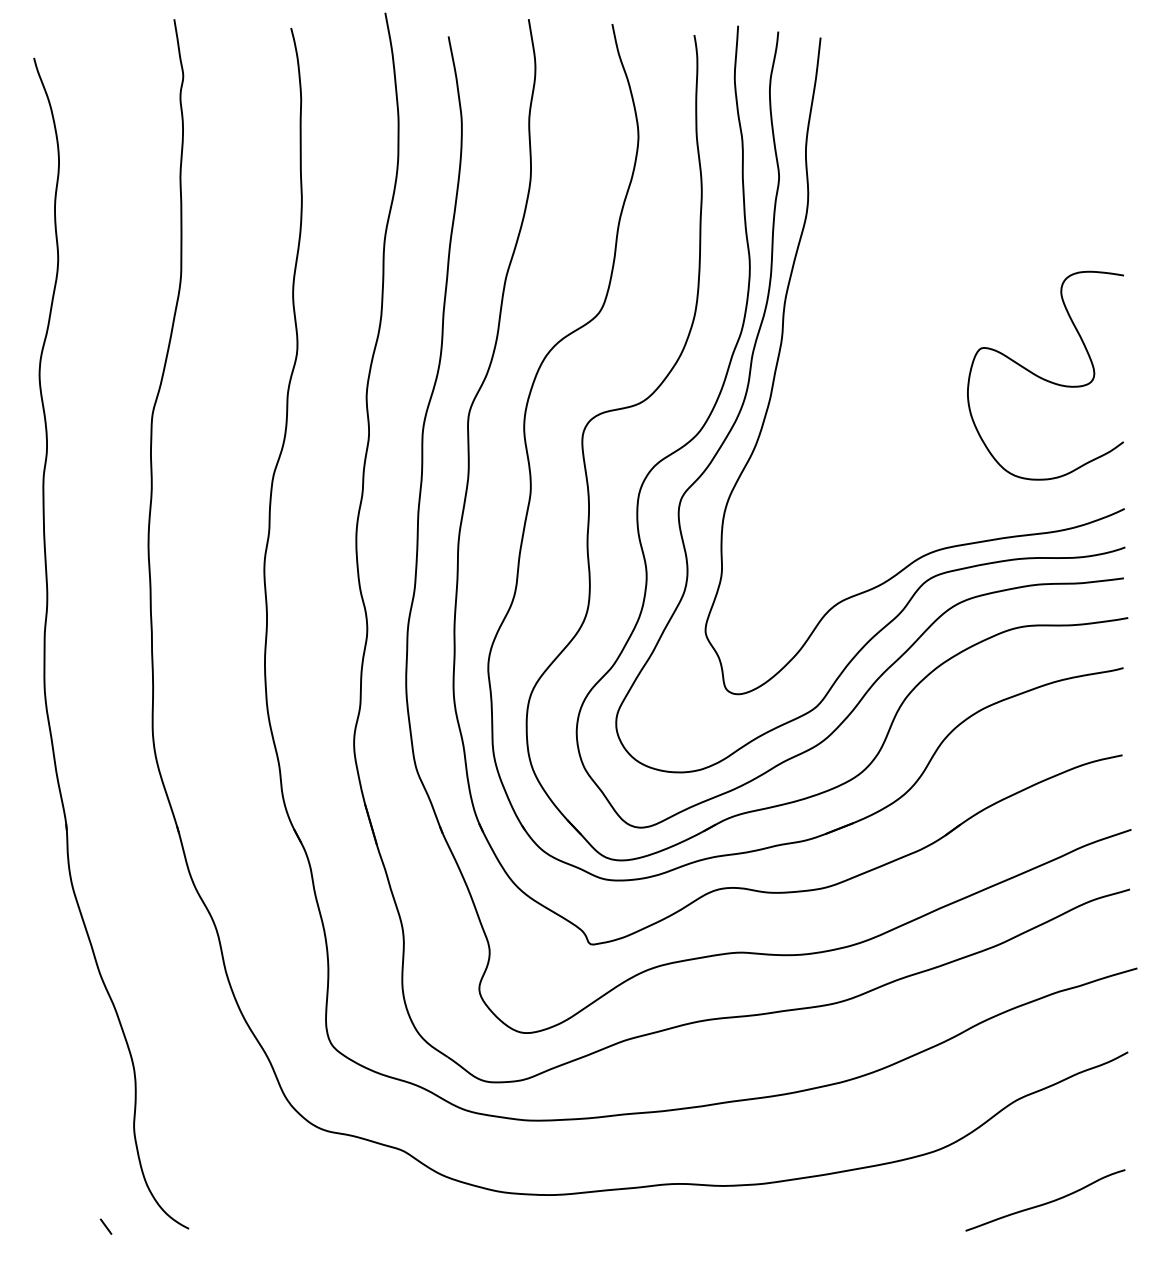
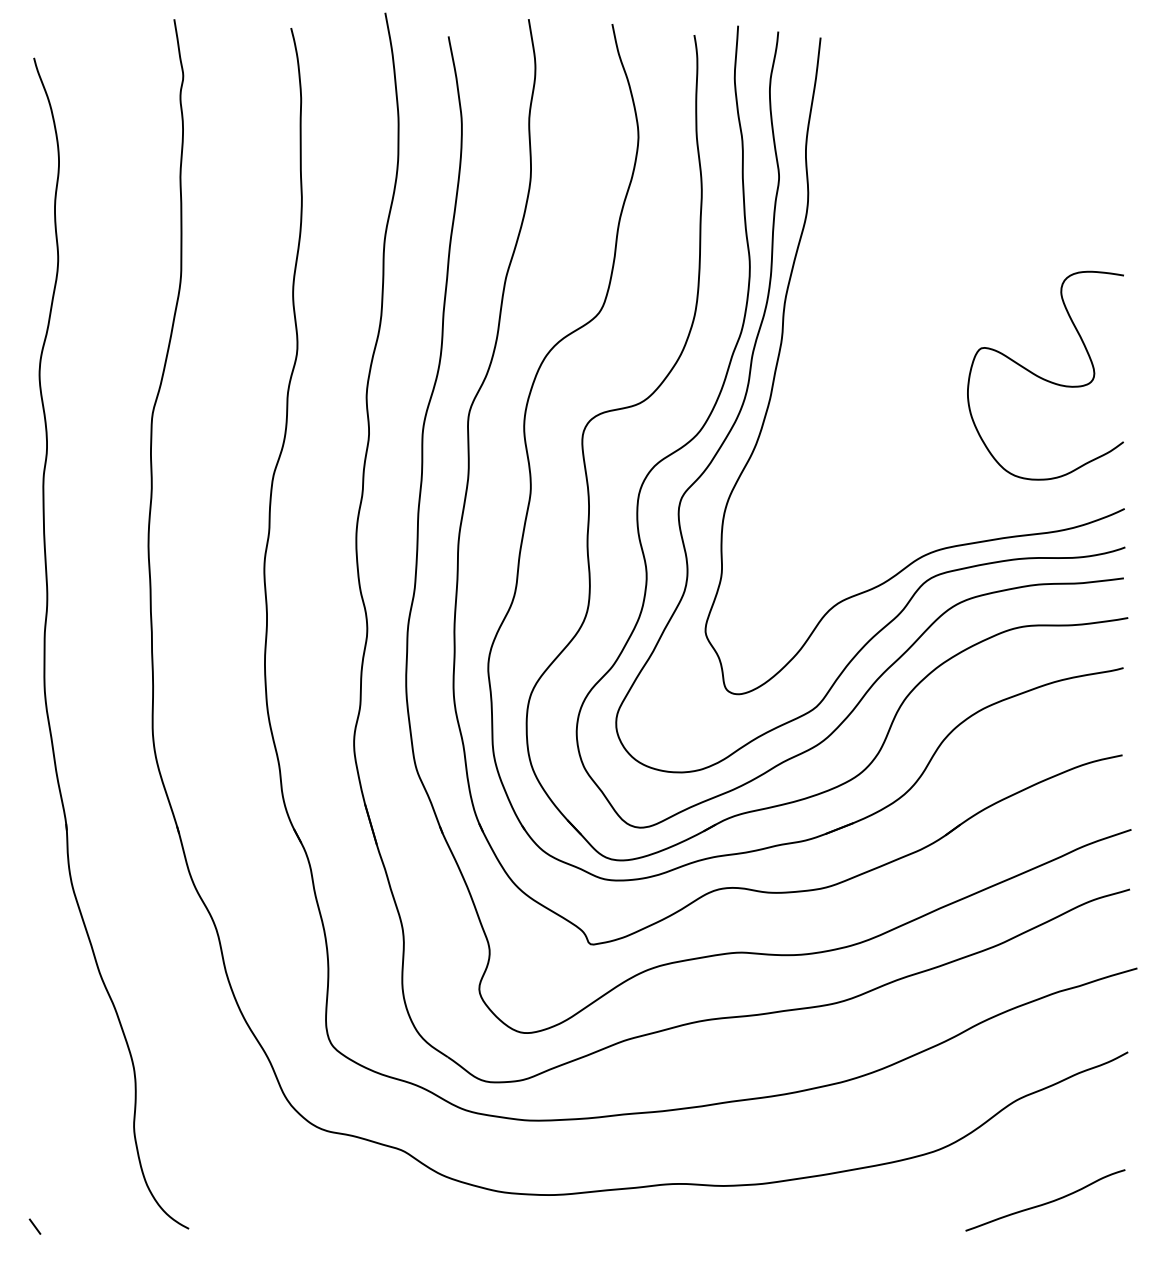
line position: (105, 1226) -> (34, 1226) (34, 1226)
